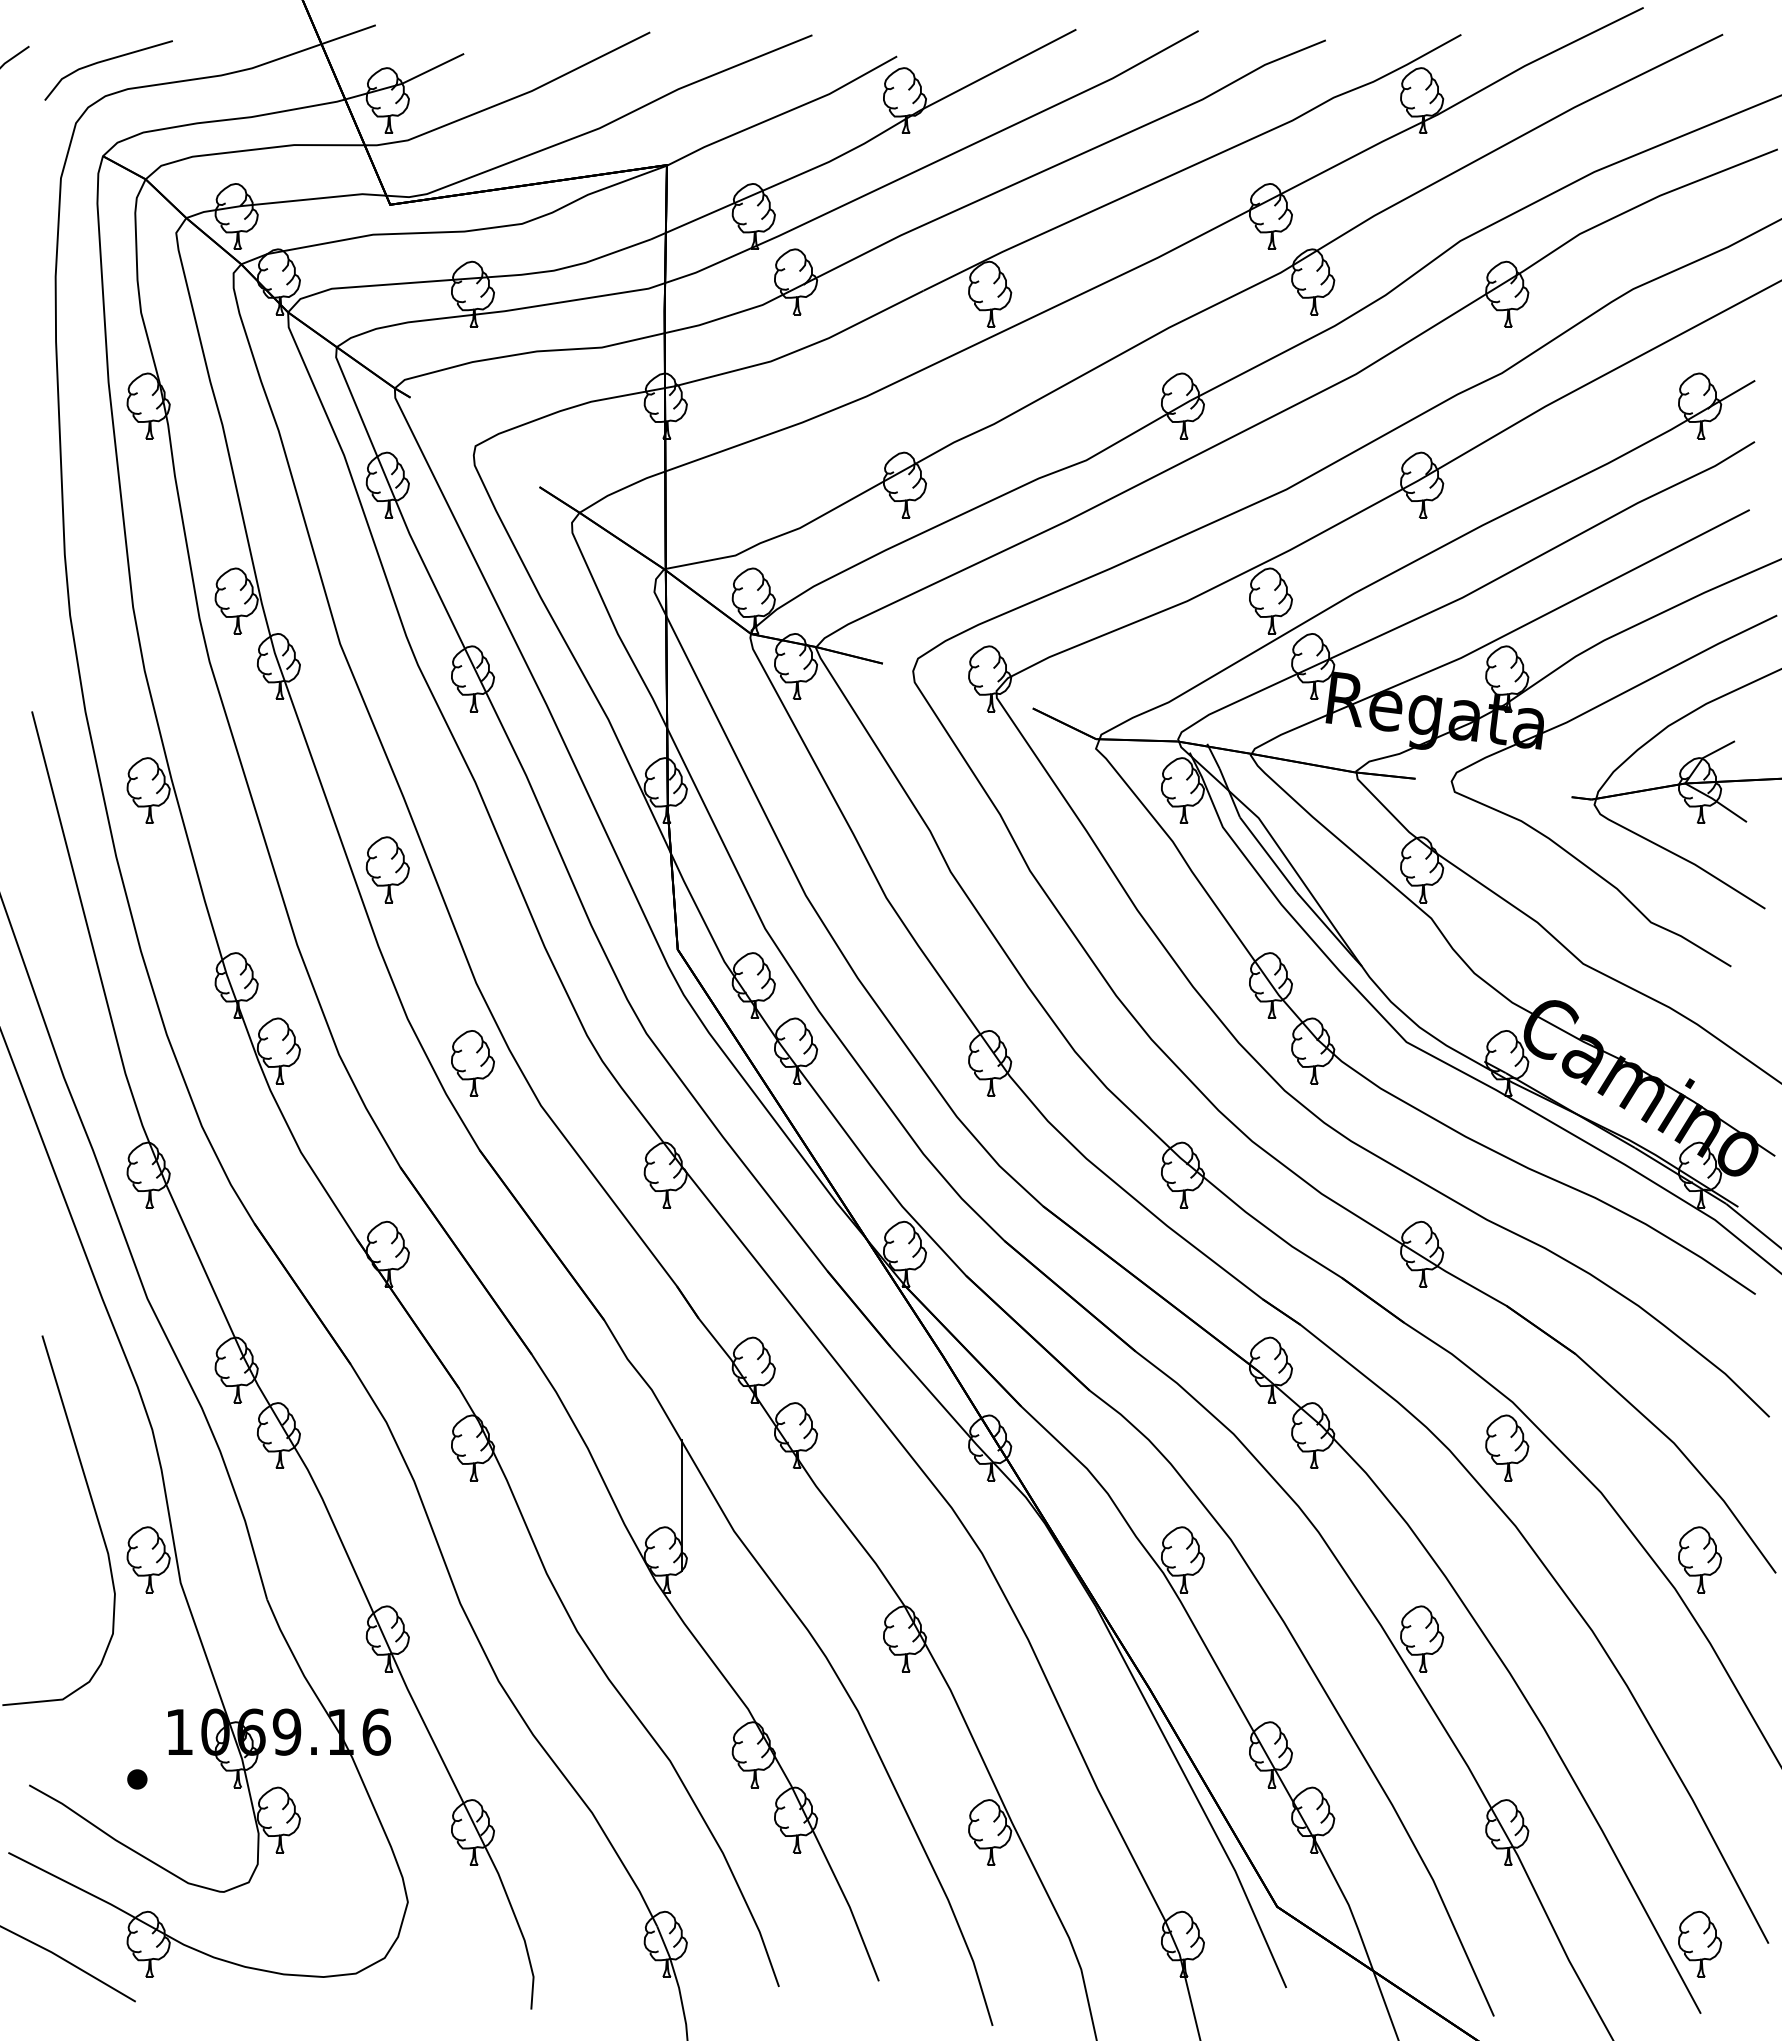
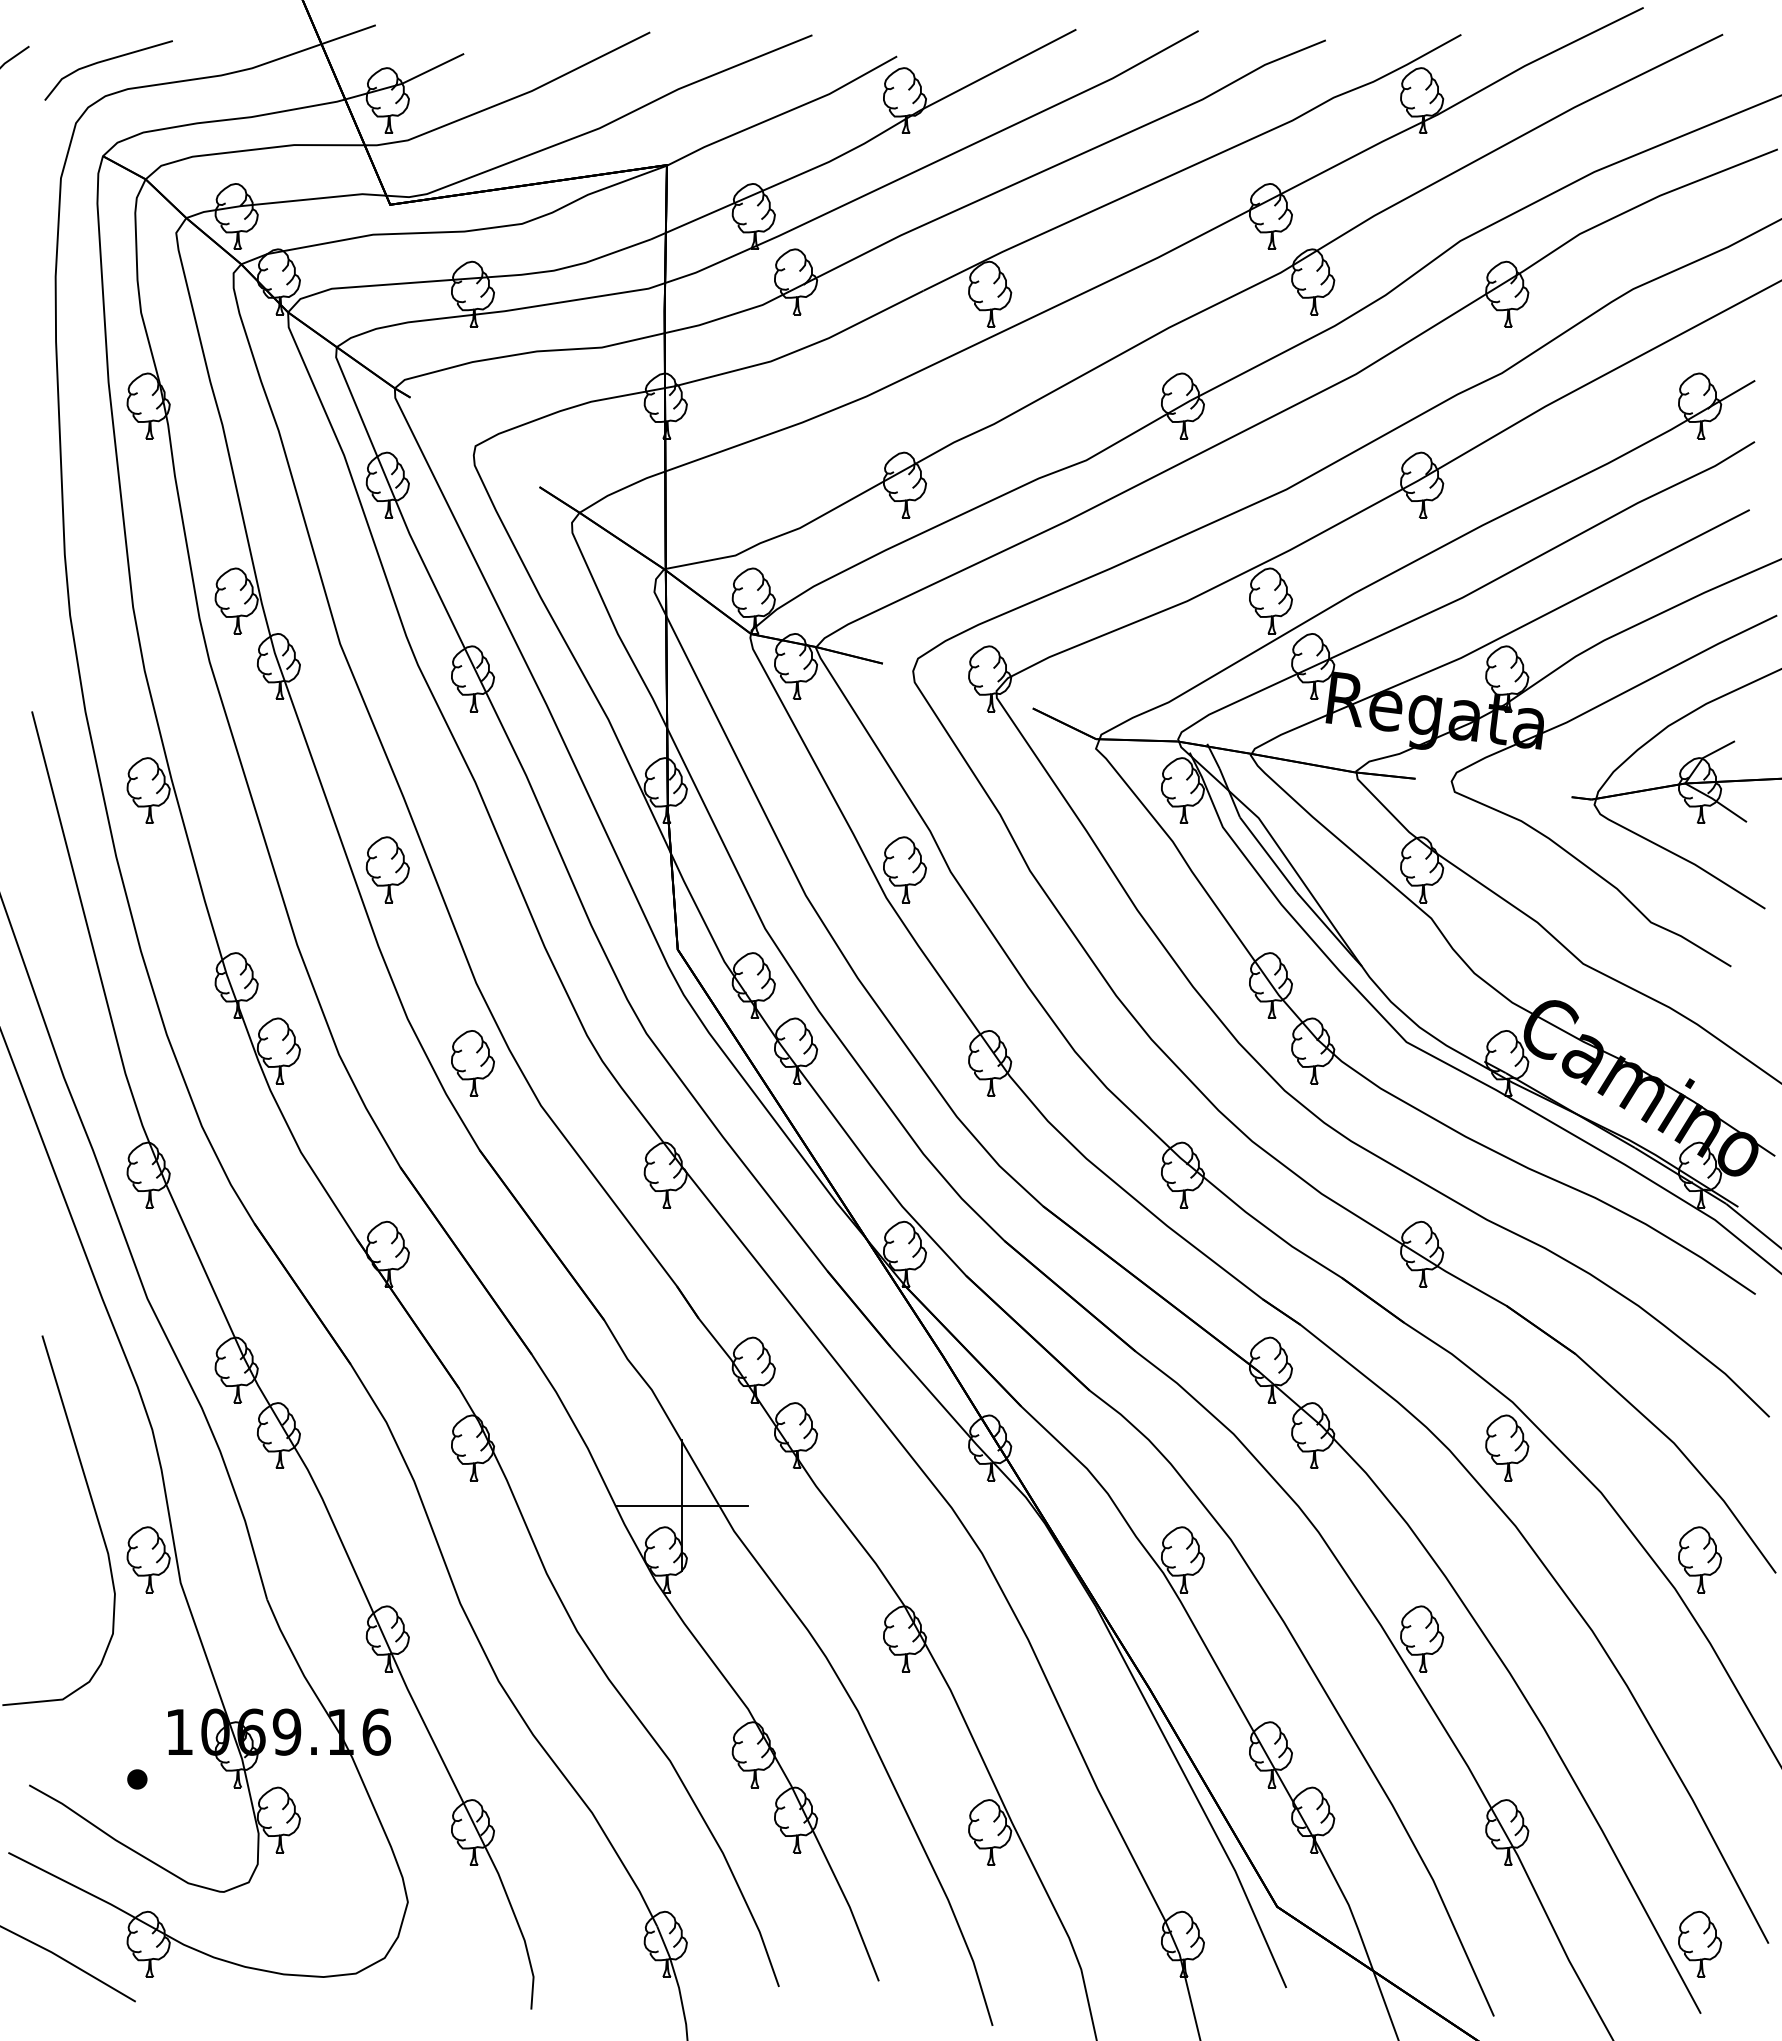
part: none -> present (904, 869)
line: none -> present (682, 1505)
